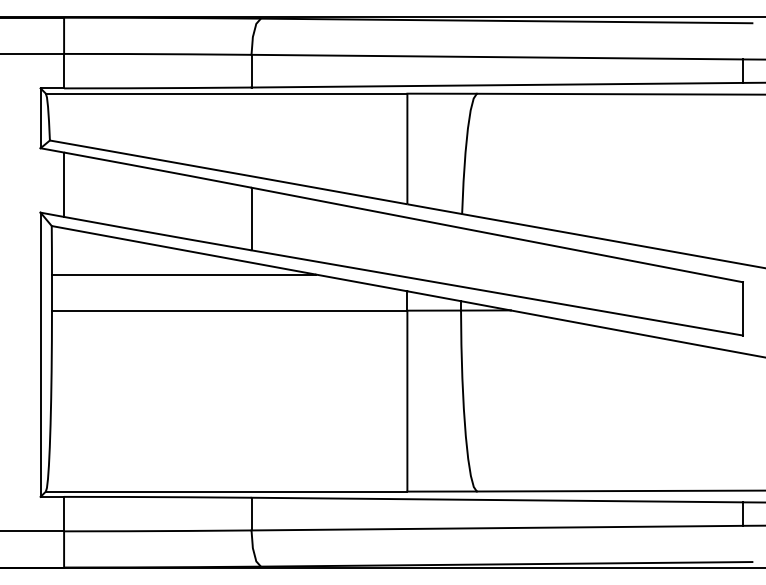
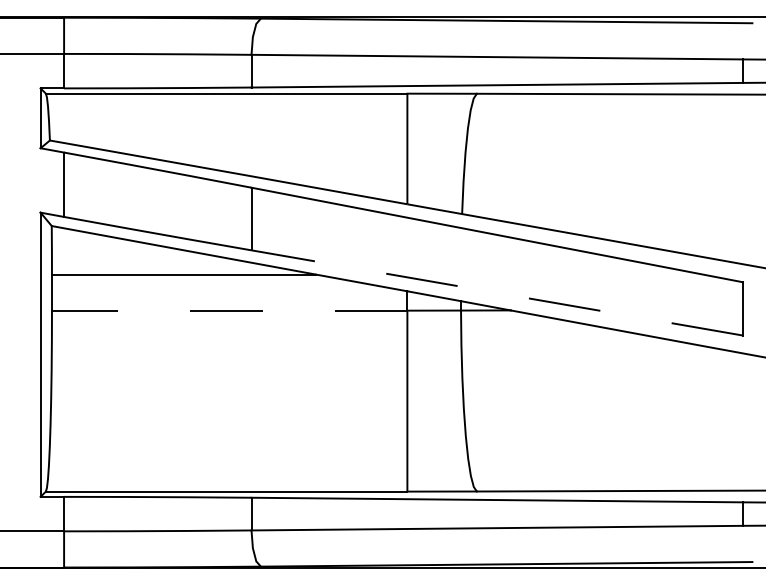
line: solid -> dashed (496, 292)
line: solid -> dashed (229, 310)
